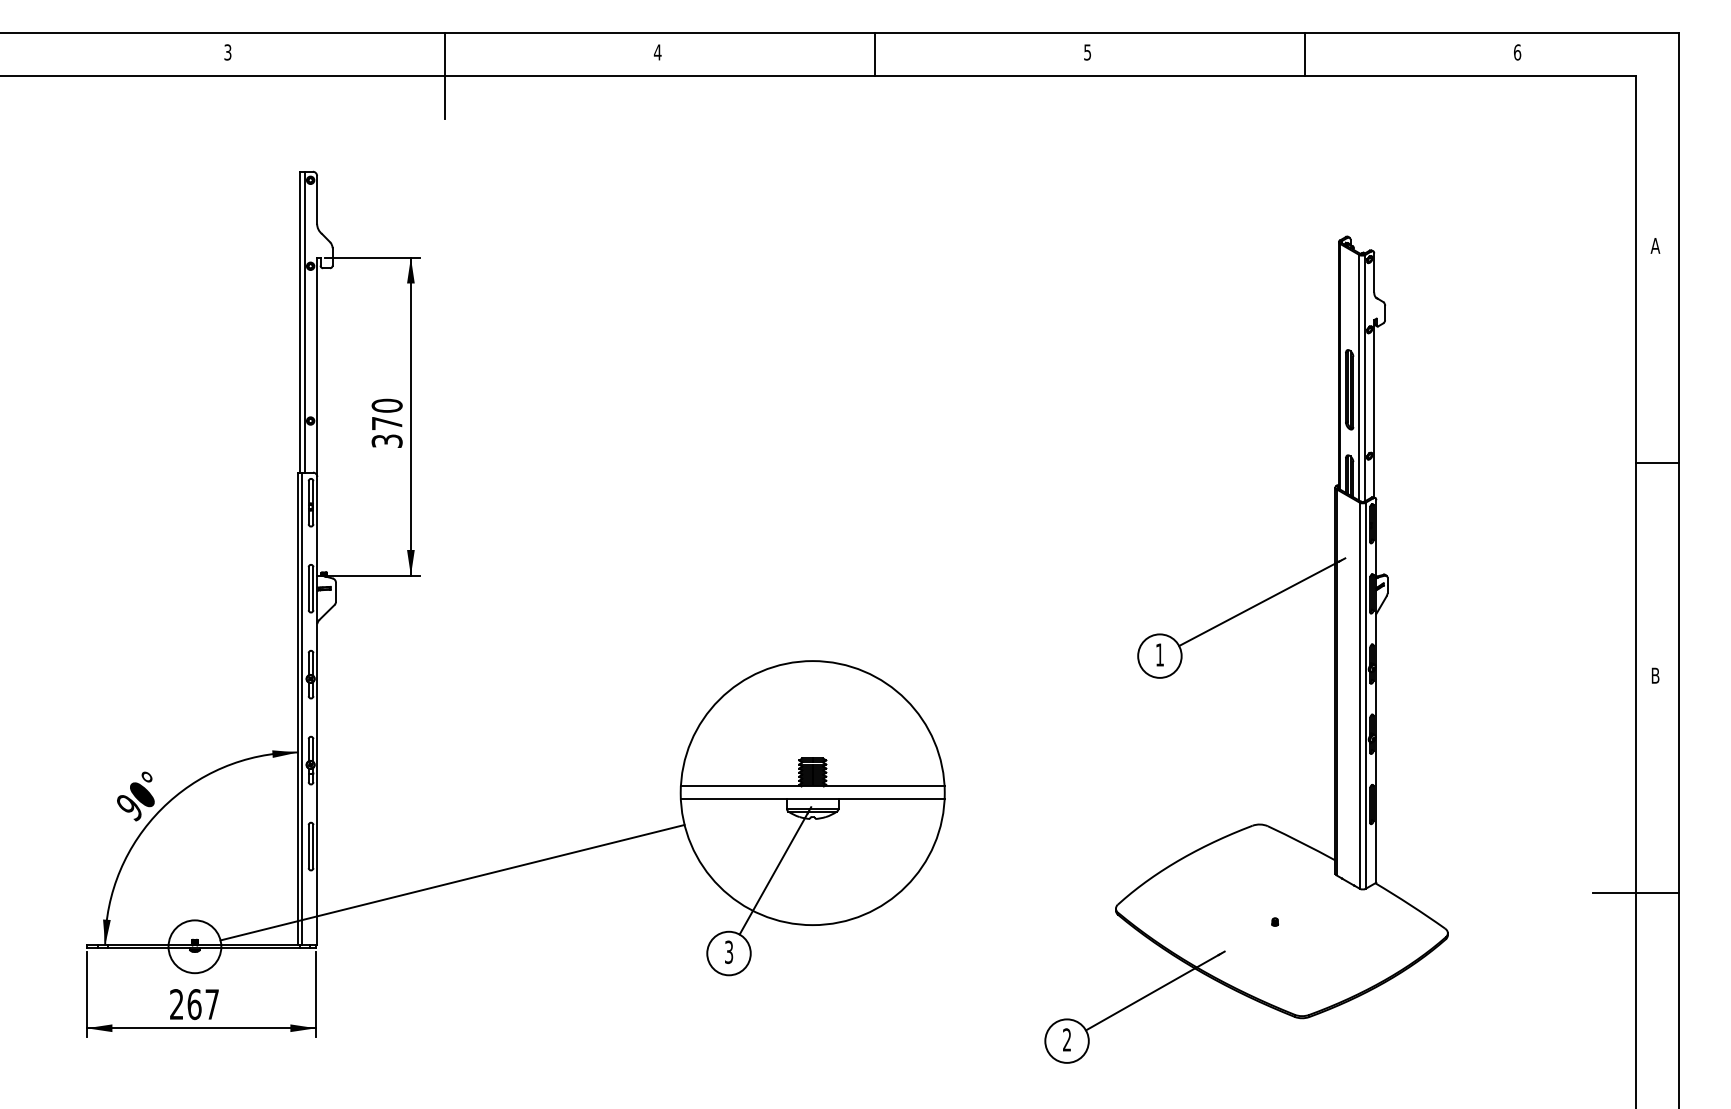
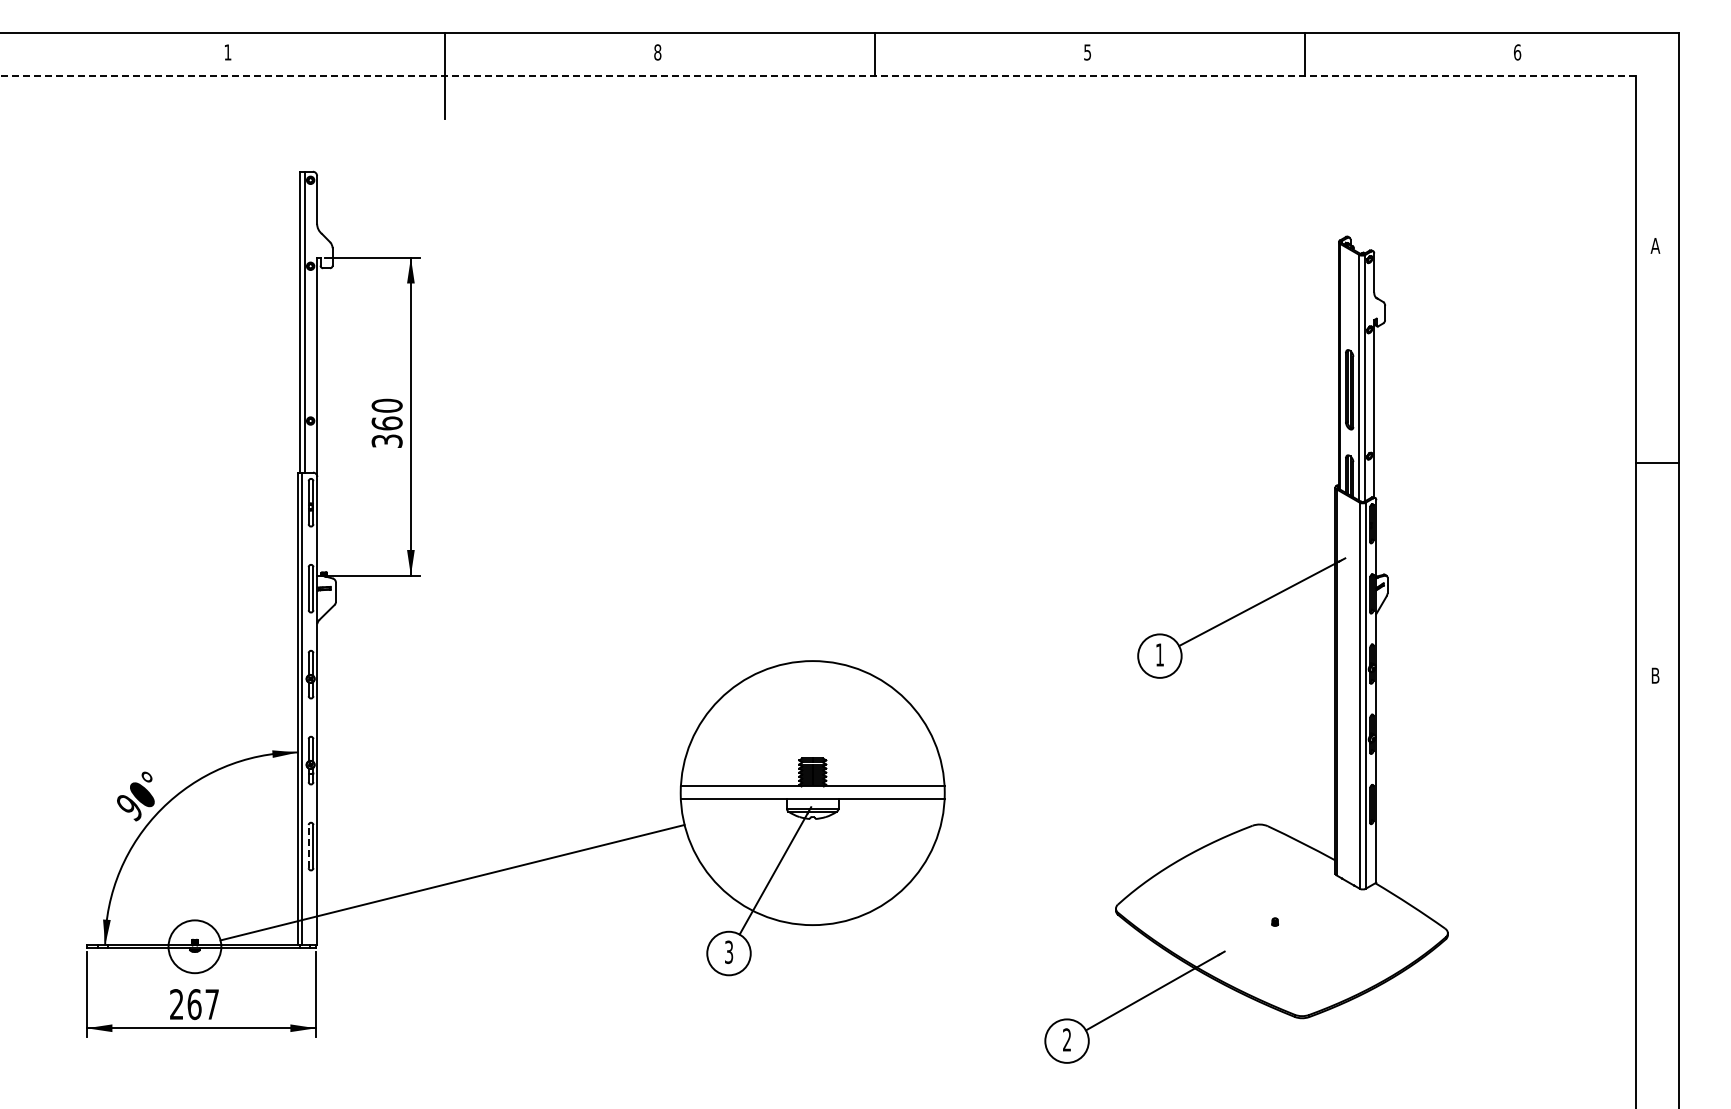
text: 3 -> 1 (227, 52)
text: 4 -> 8 (657, 52)
line: solid -> dashed (818, 76)
text: 370 -> 360 (386, 423)
line: solid -> dashed (308, 846)
line: present -> none (1636, 892)
